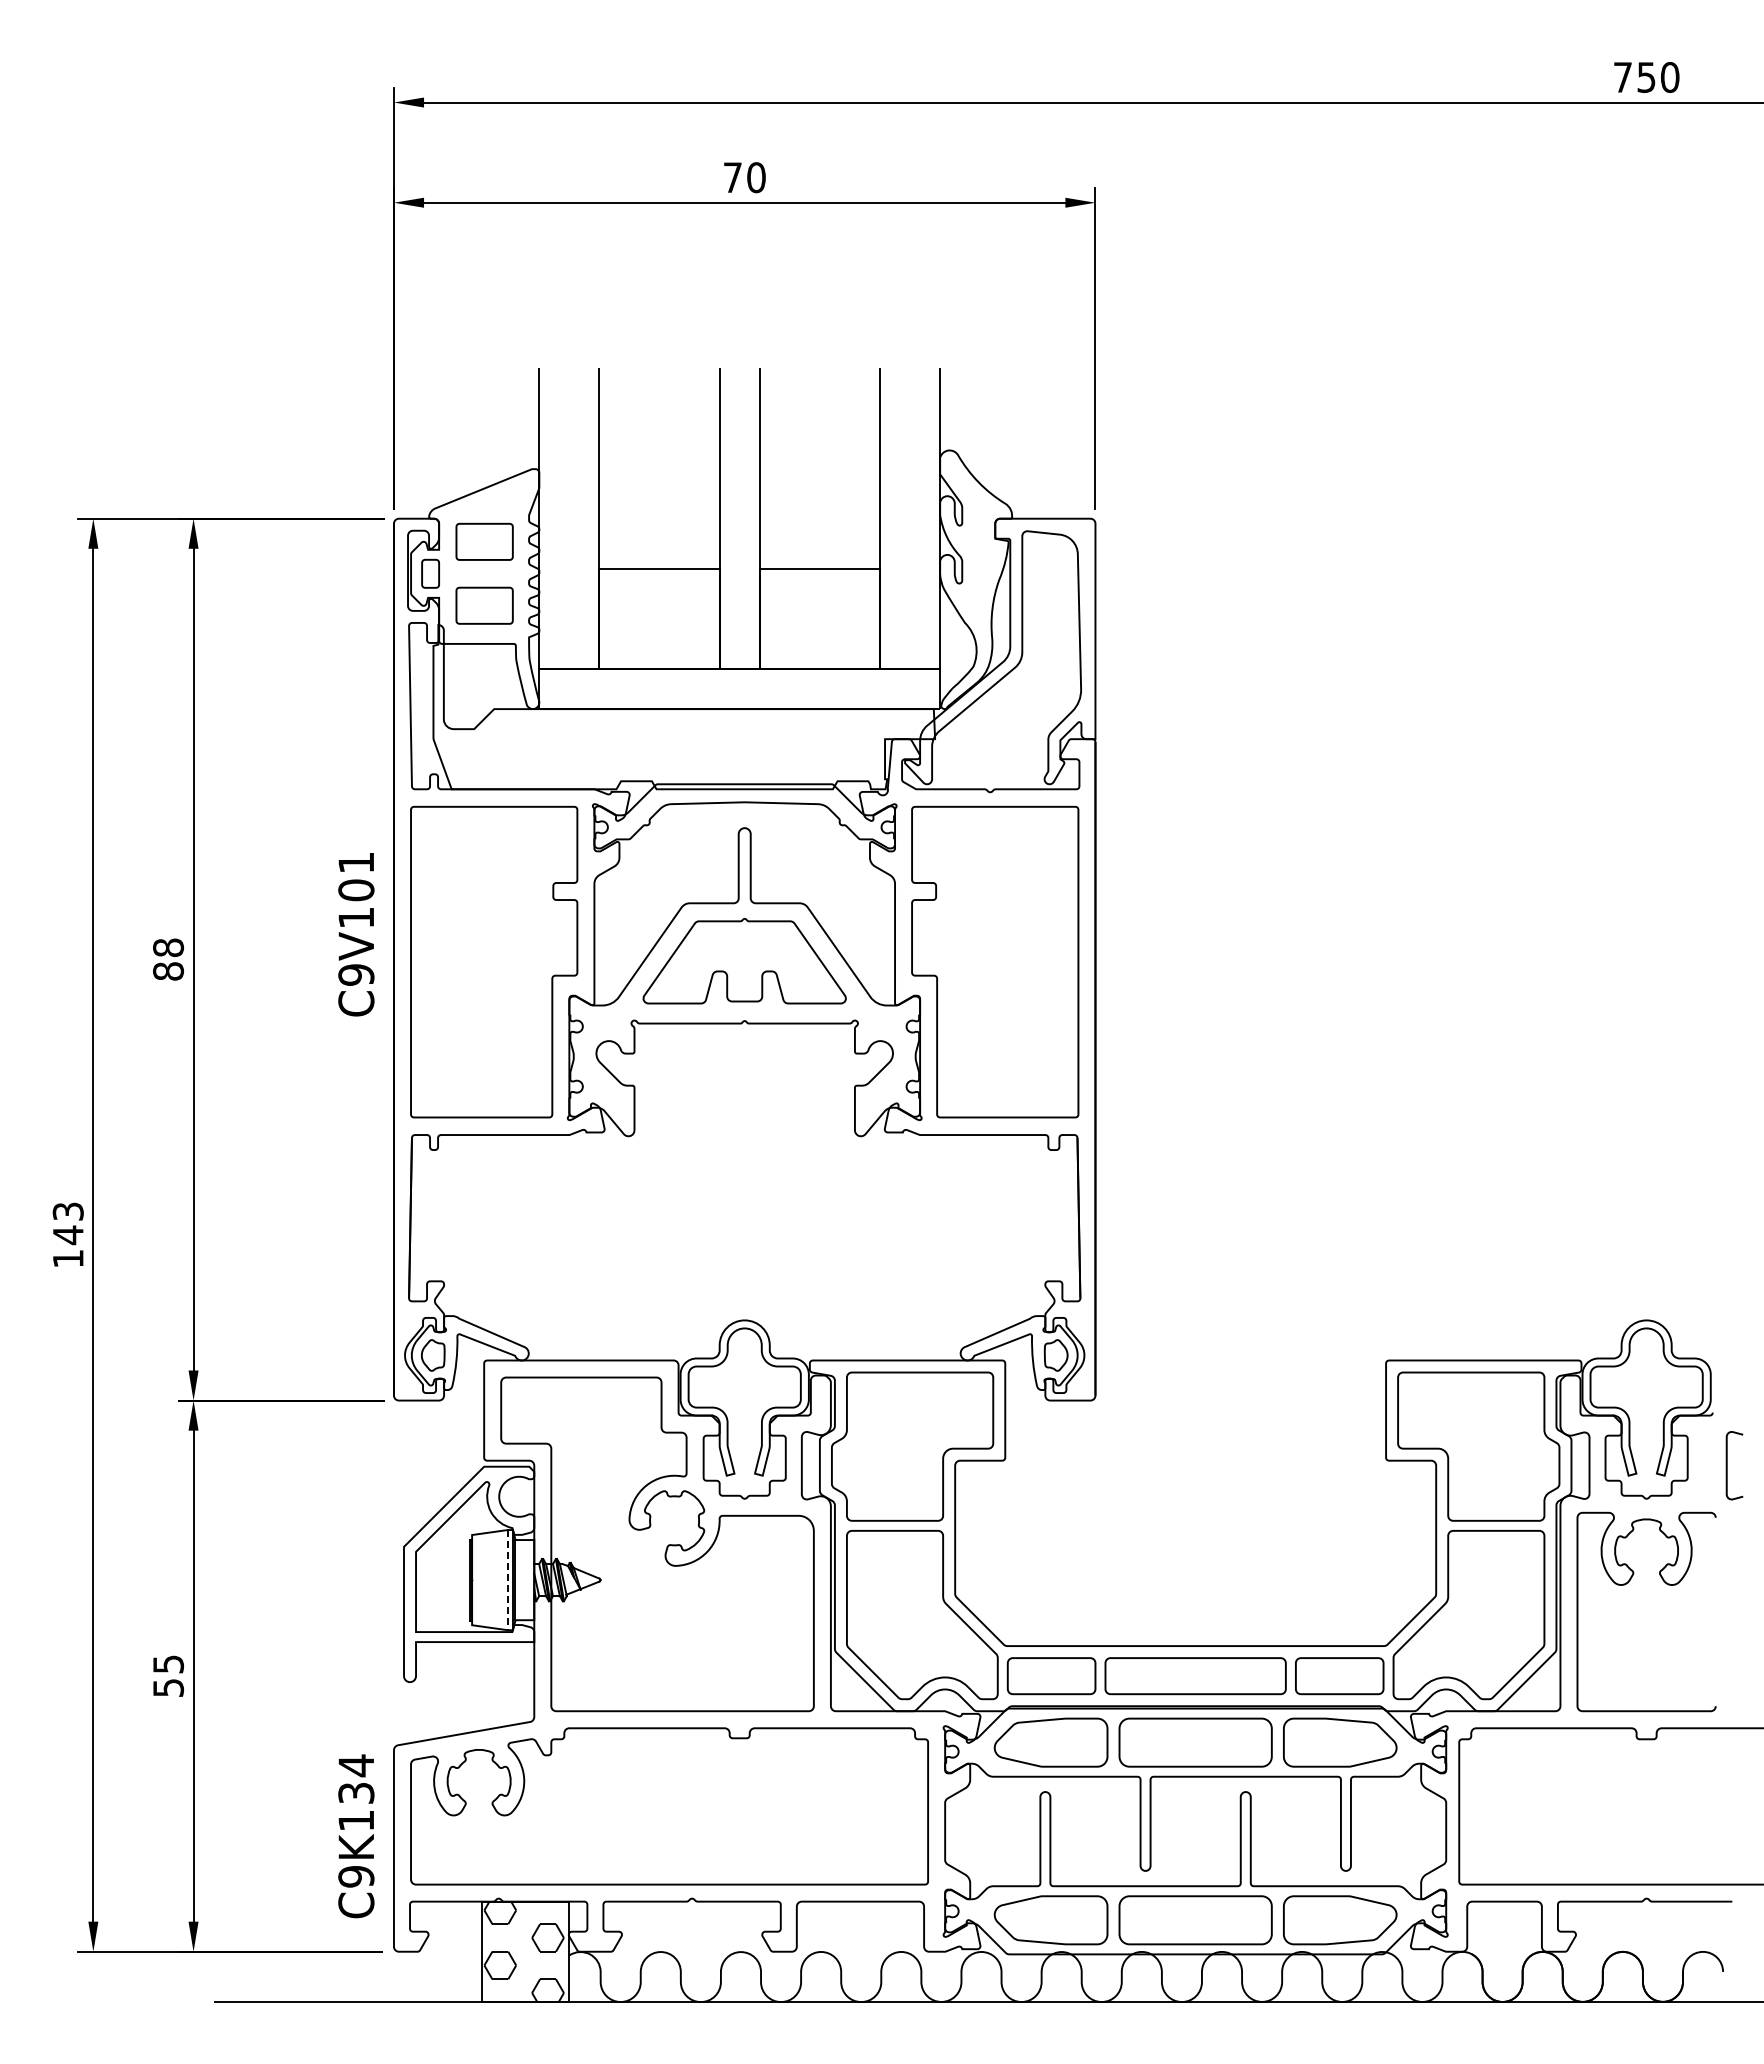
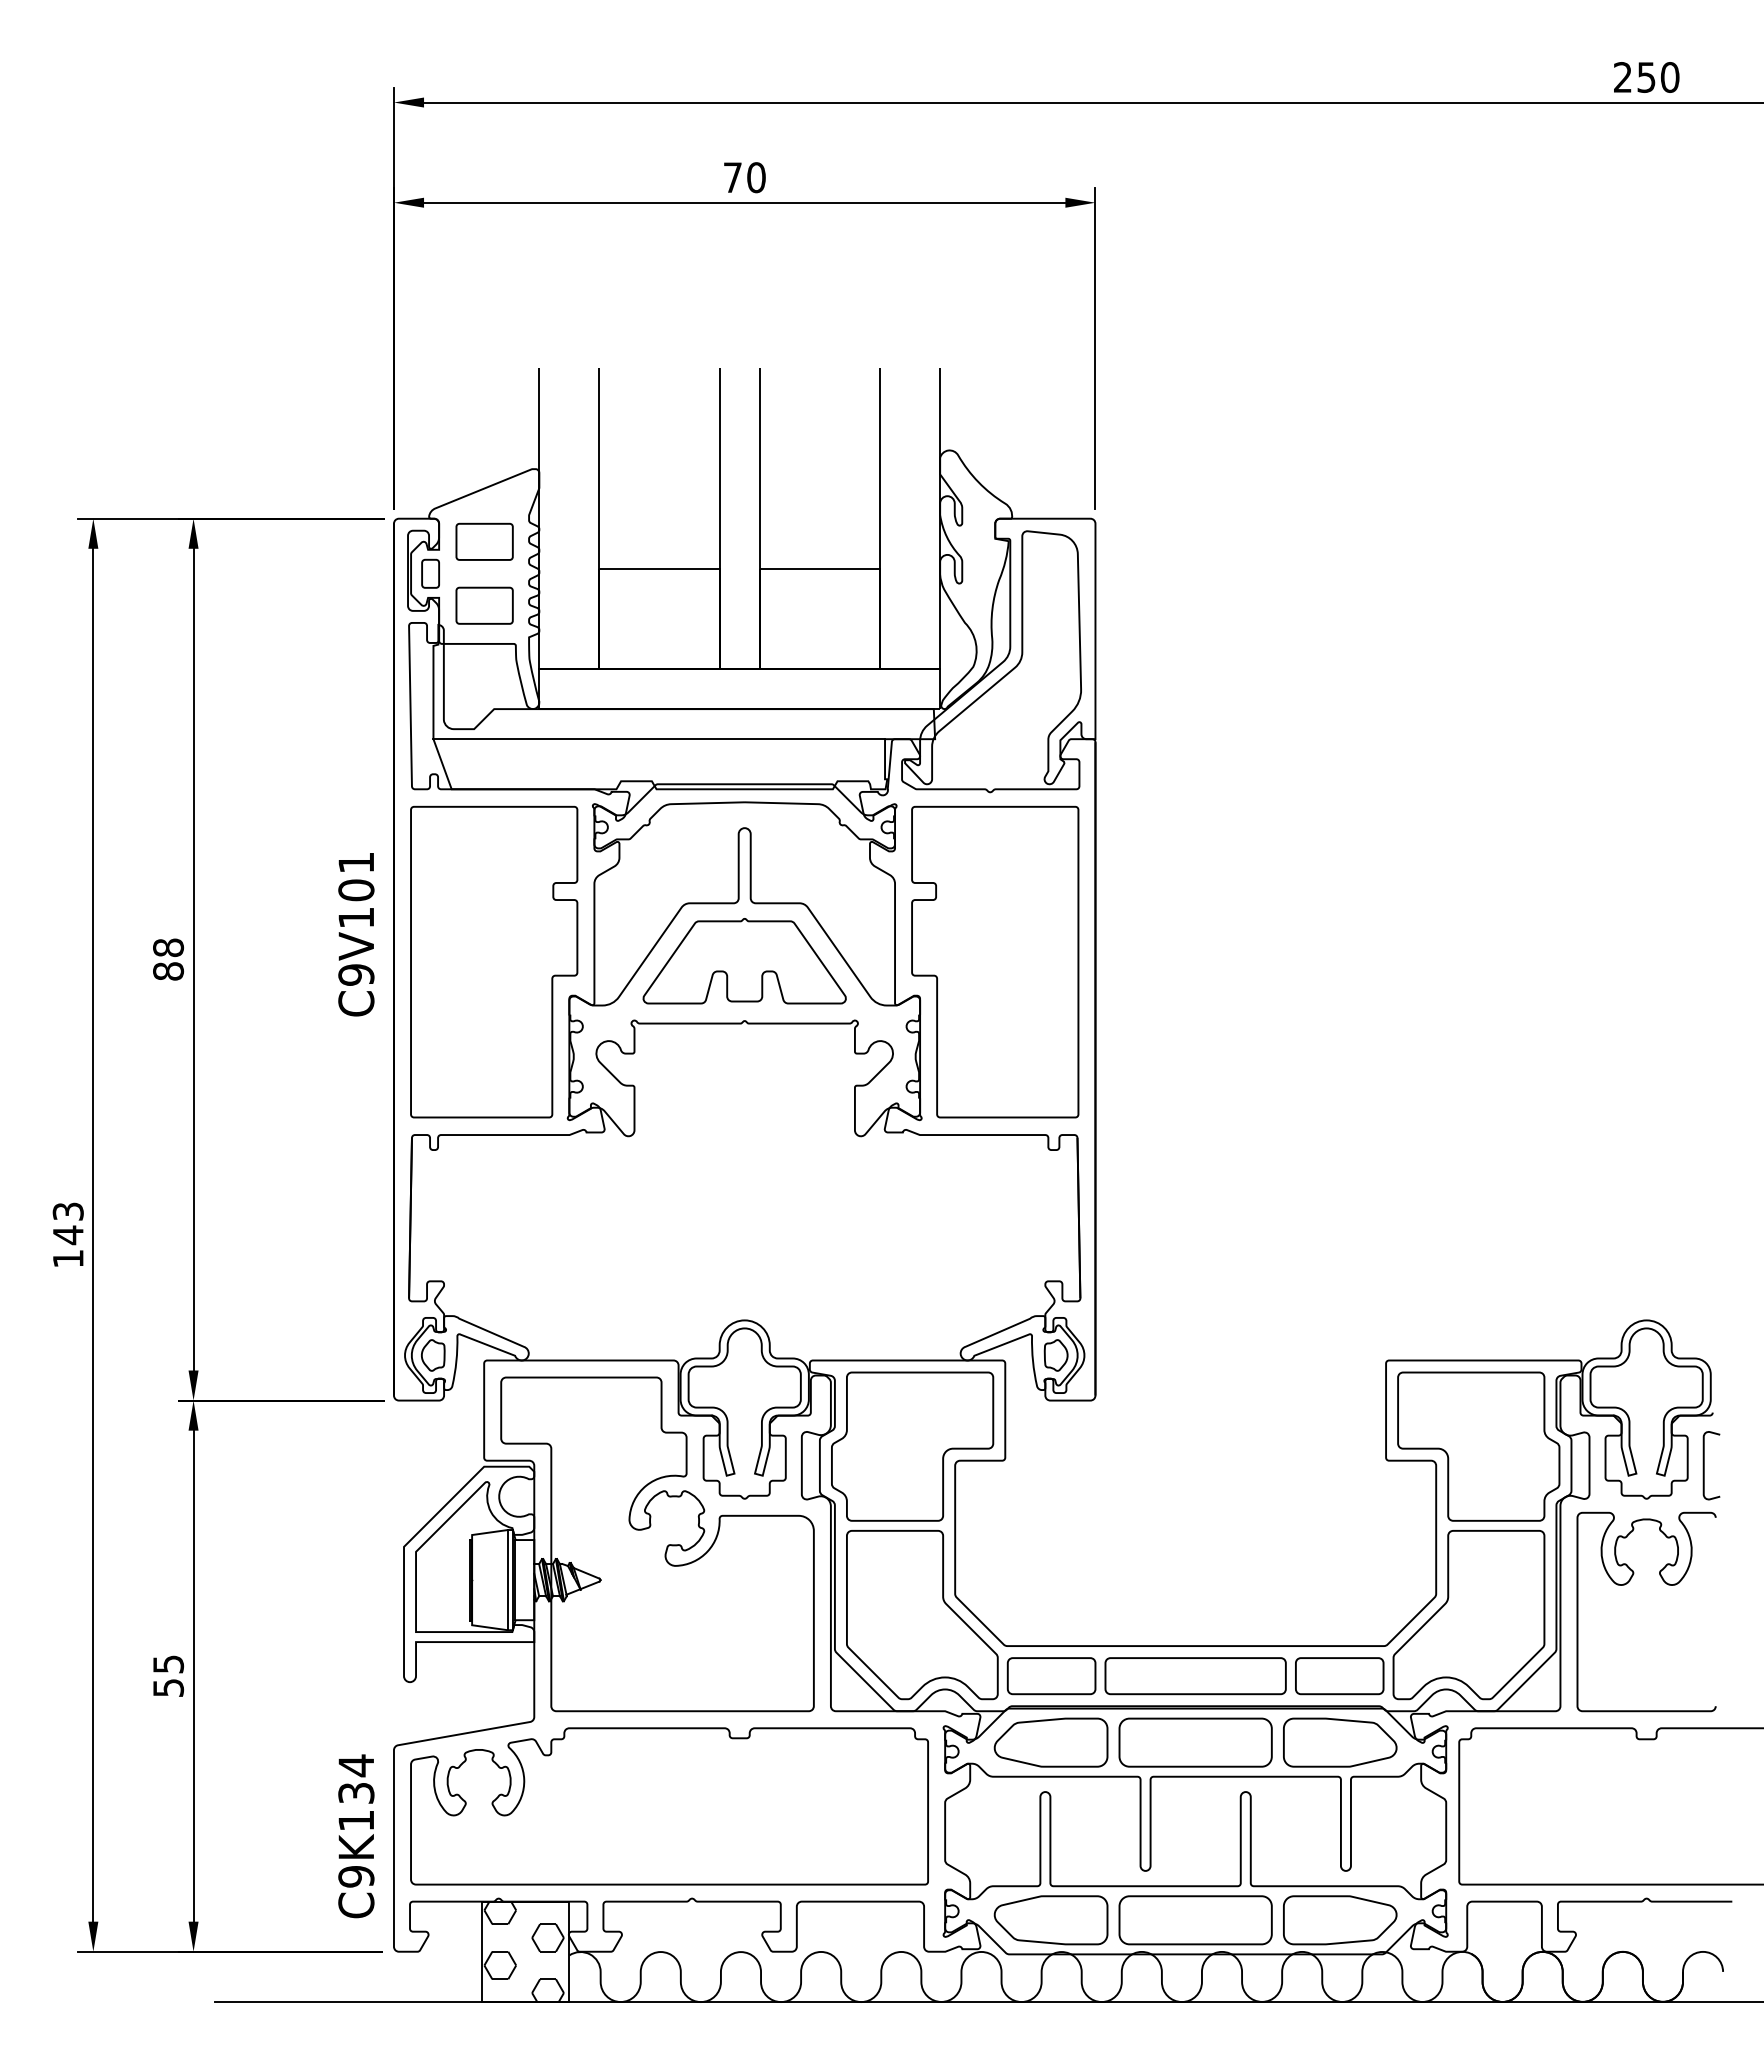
text: 750 -> 250 (1622, 77)
line: none -> present (659, 739)
curve position: (1727, 1465) -> (1704, 1465) (1704, 1465)
line: dashed -> solid (507, 1580)
